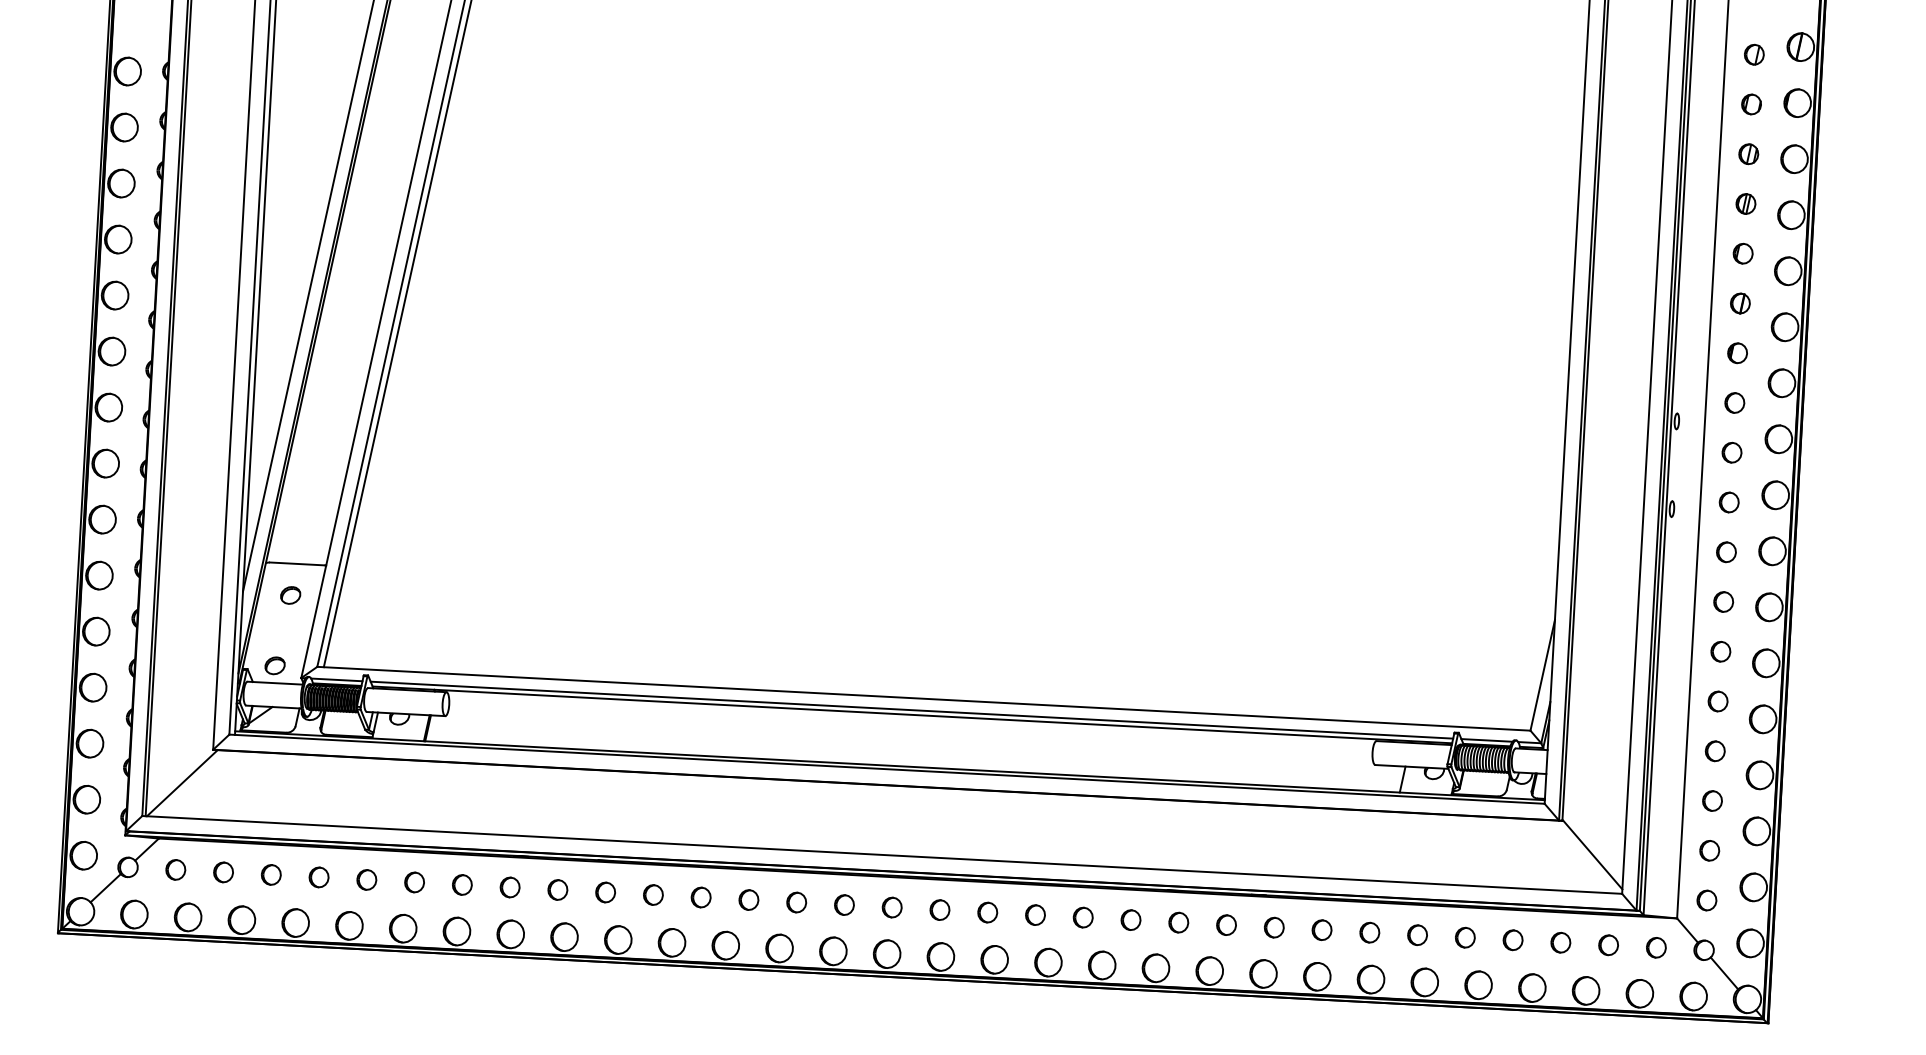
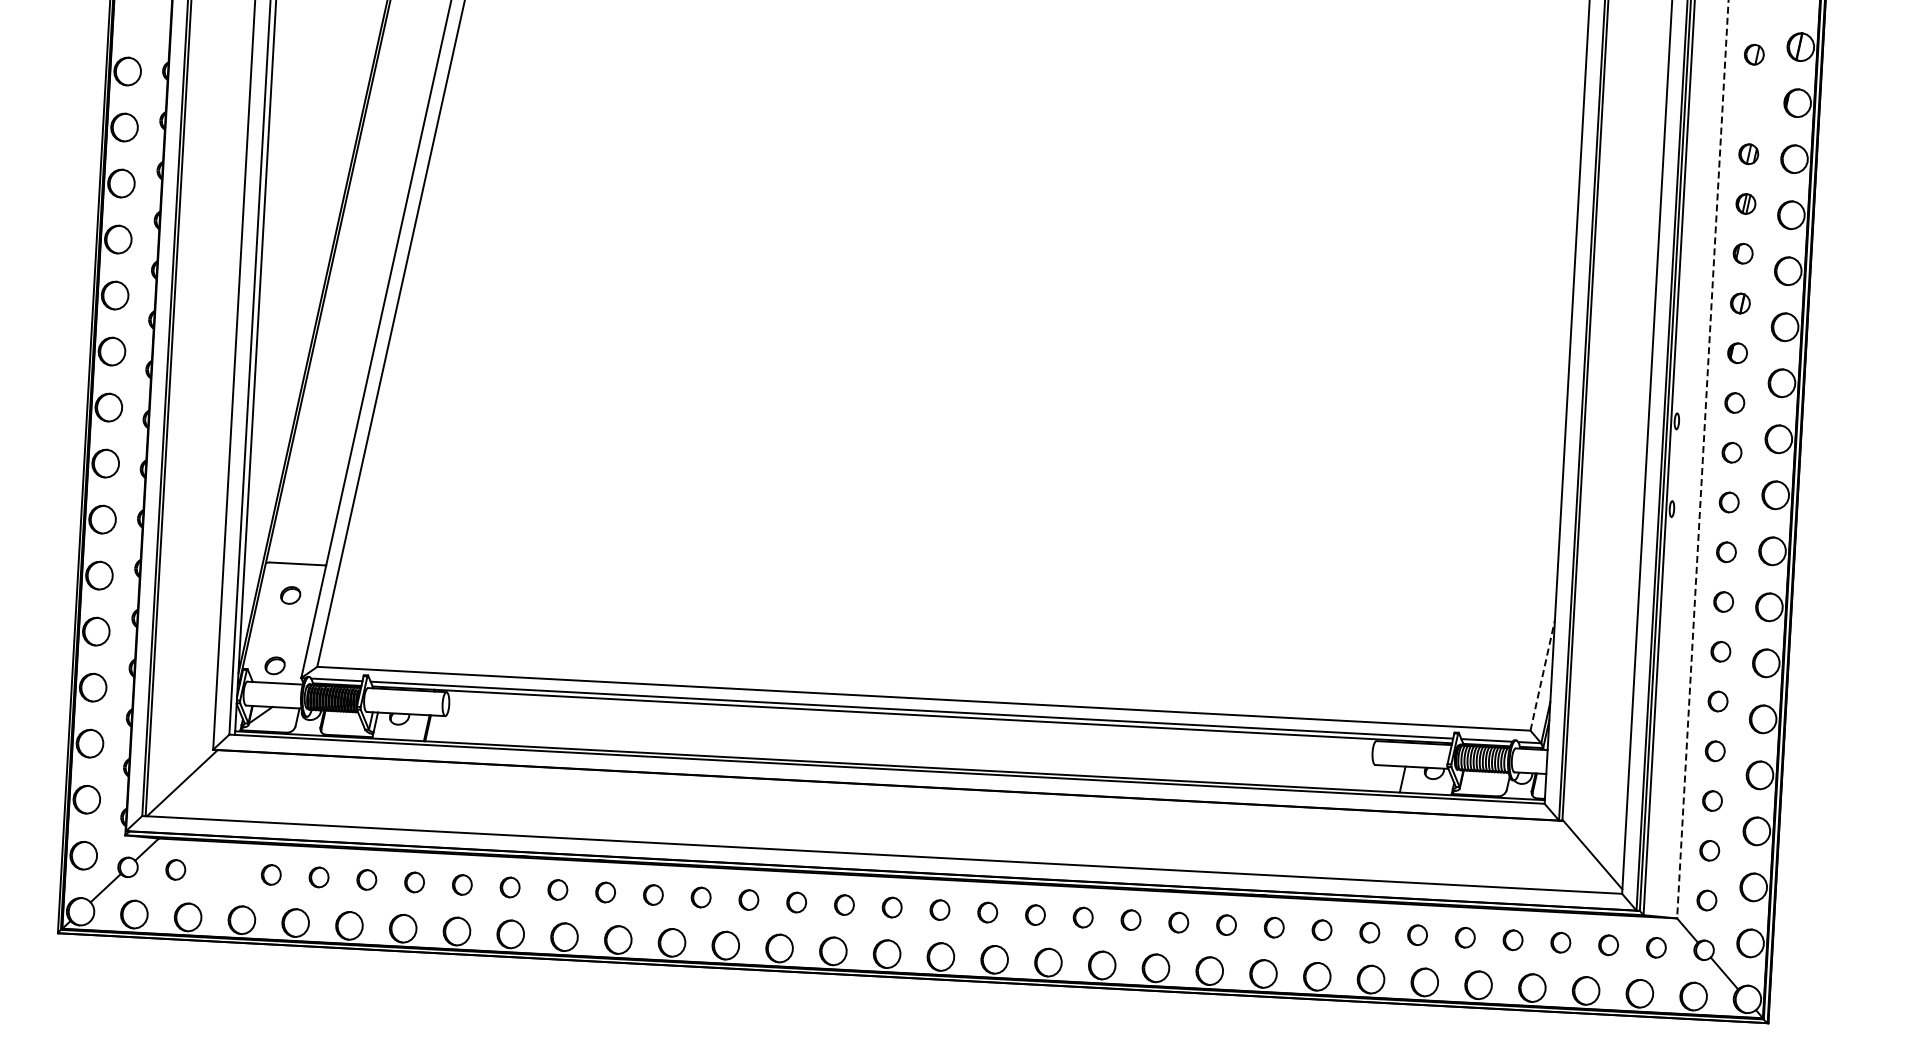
part: present -> none (1751, 104)
line: present -> none (308, 296)
line: present -> none (397, 334)
line: solid -> dashed (1702, 459)
line: solid -> dashed (1542, 675)
part: present -> none (223, 872)
